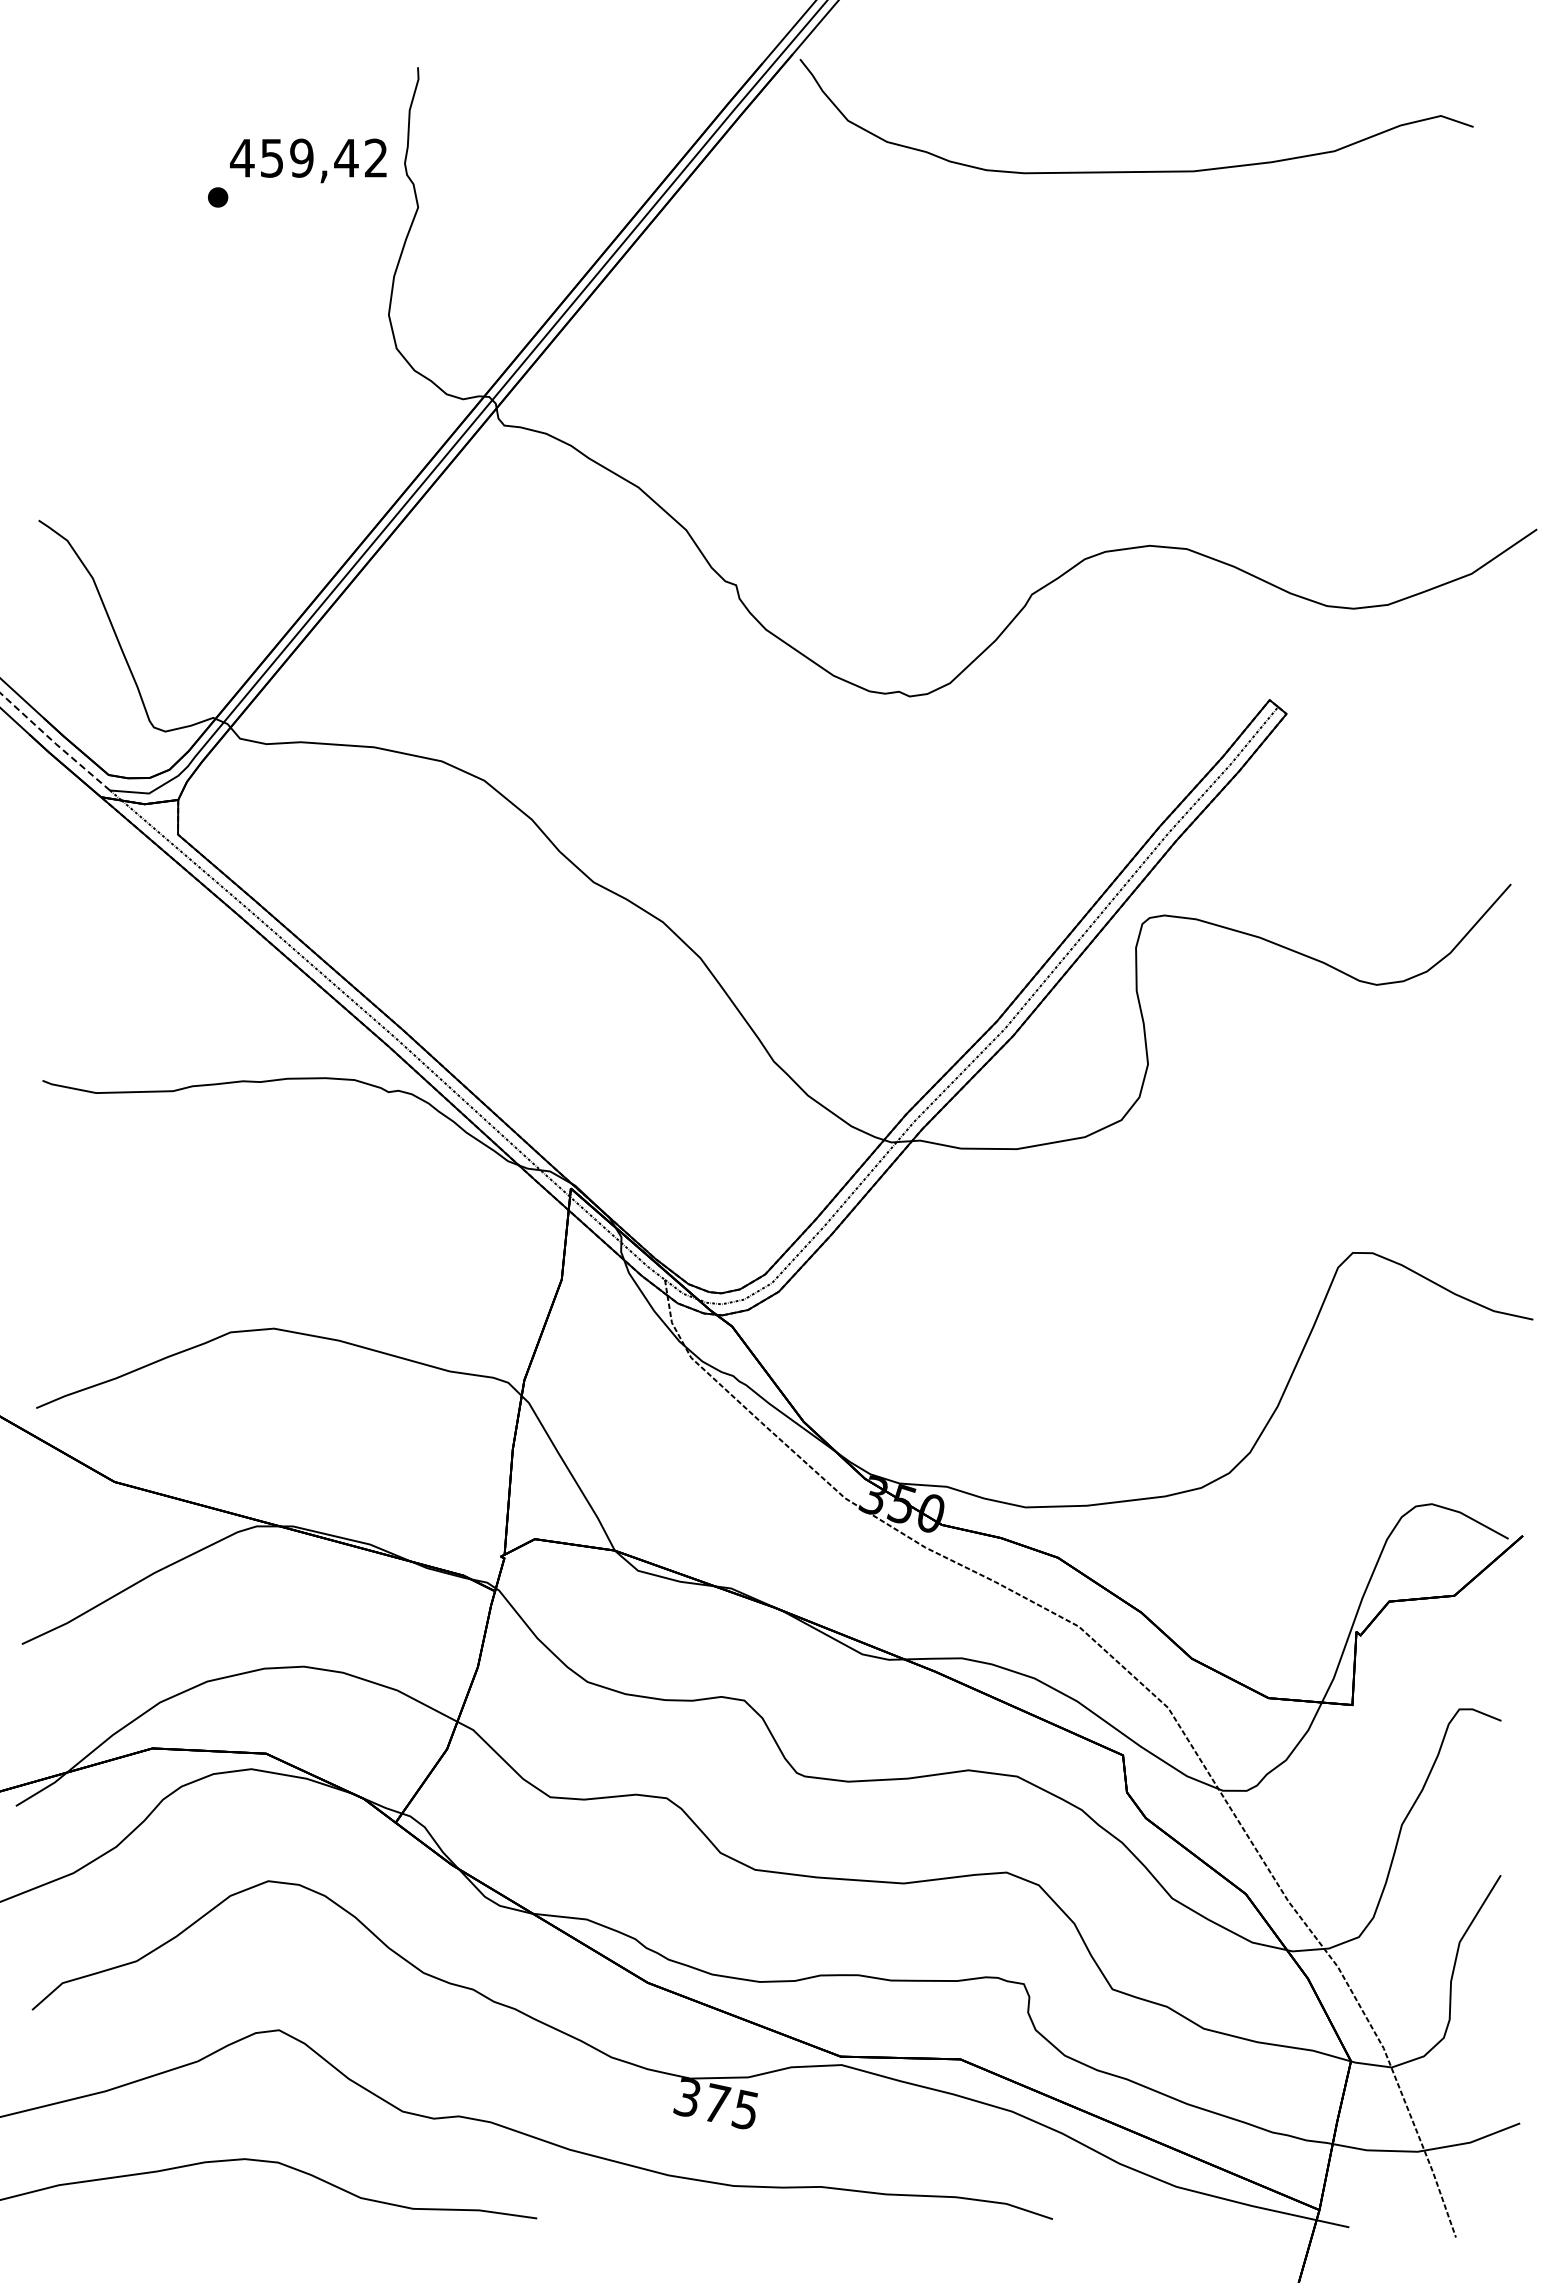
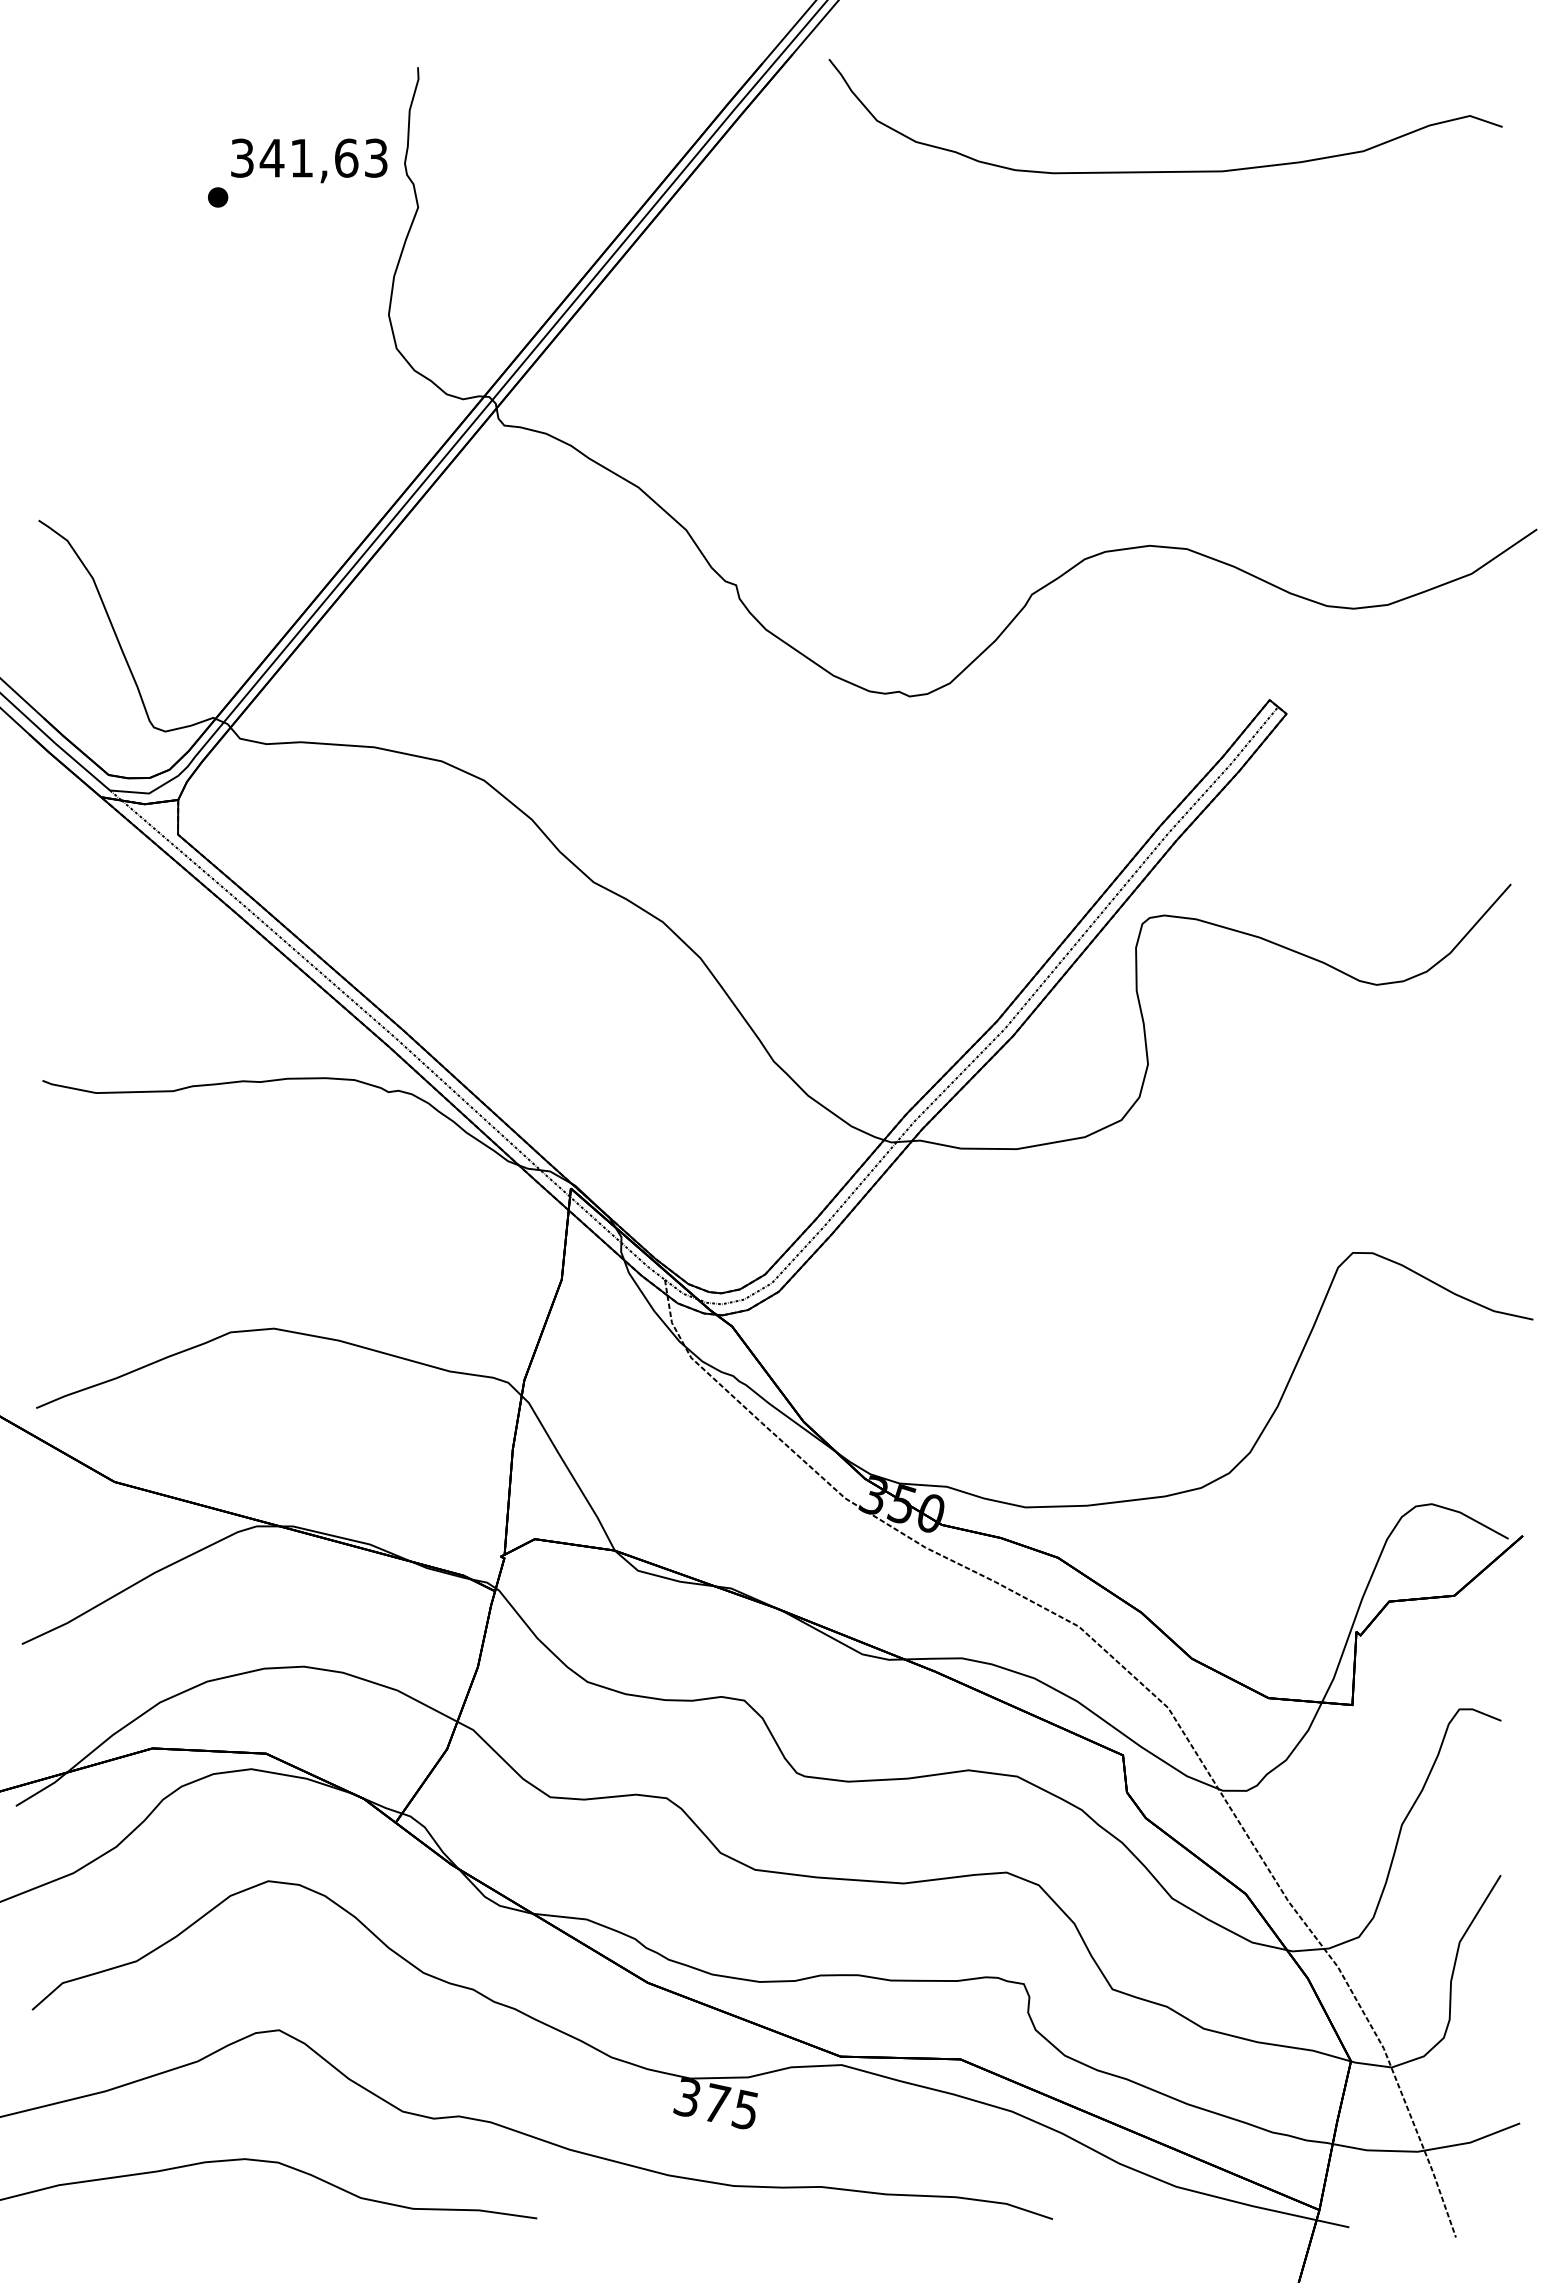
text: 459,42 -> 341,63 (308, 157)
curve position: (1136, 171) -> (1165, 171) (1165, 171)
line: dashed -> solid (54, 742)
